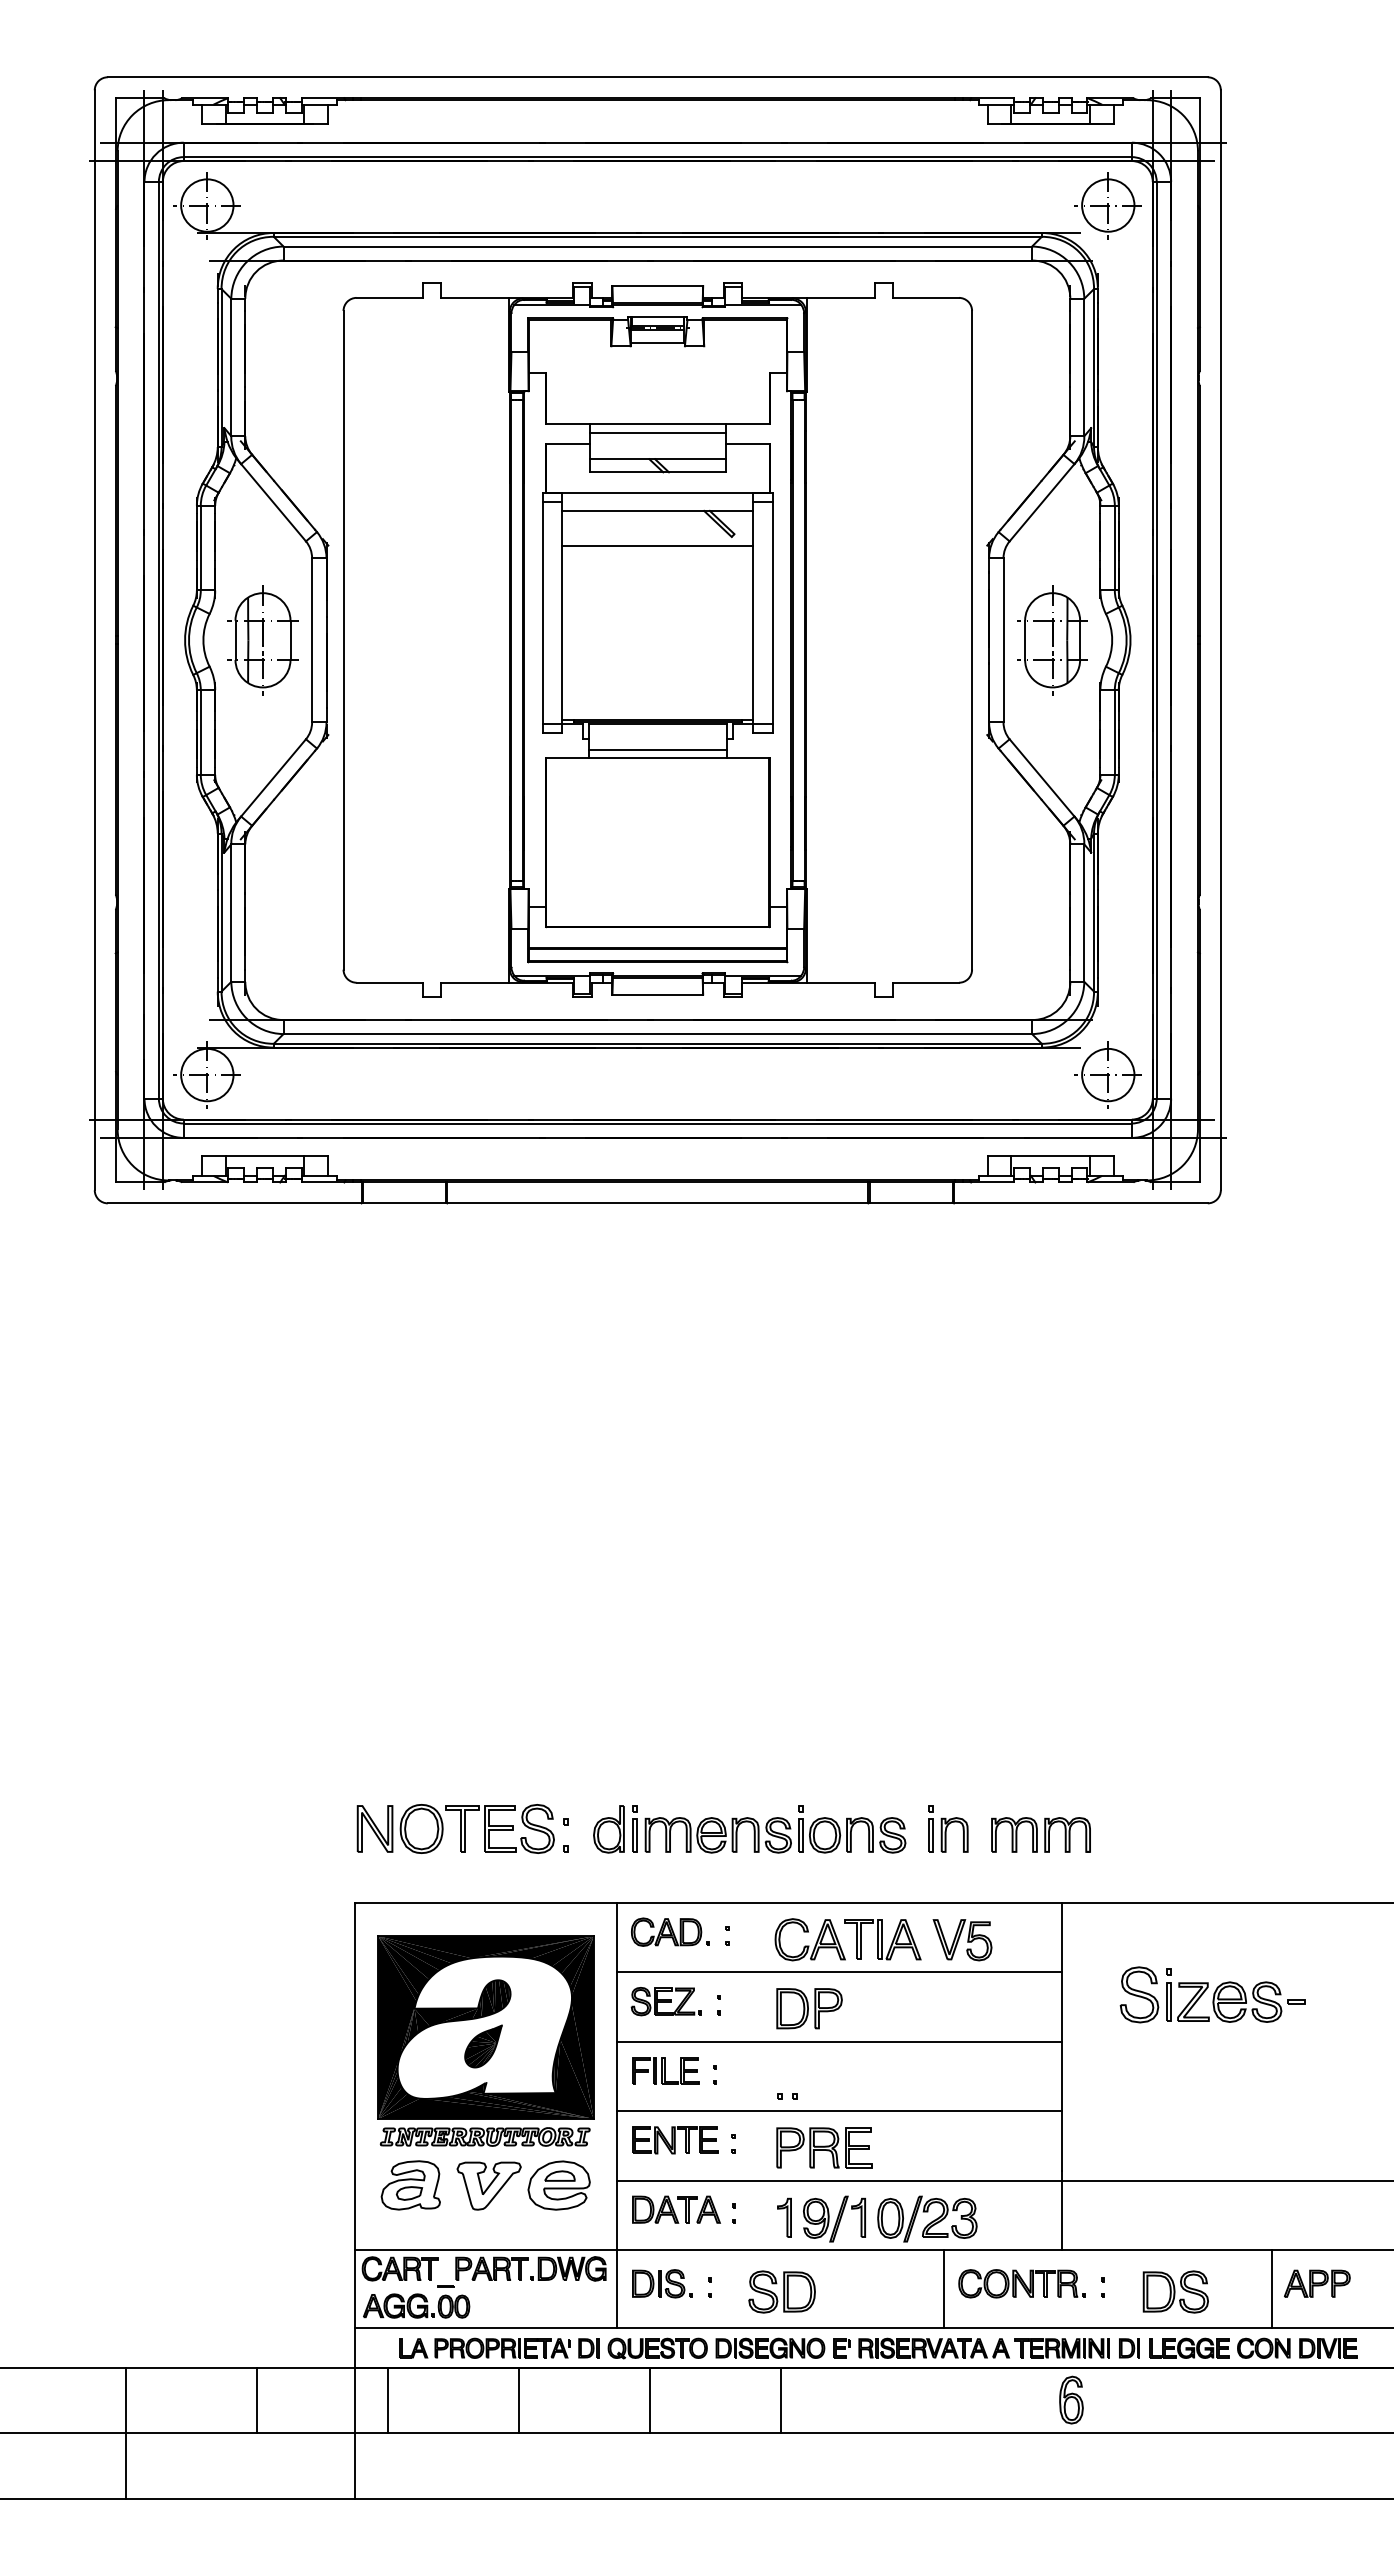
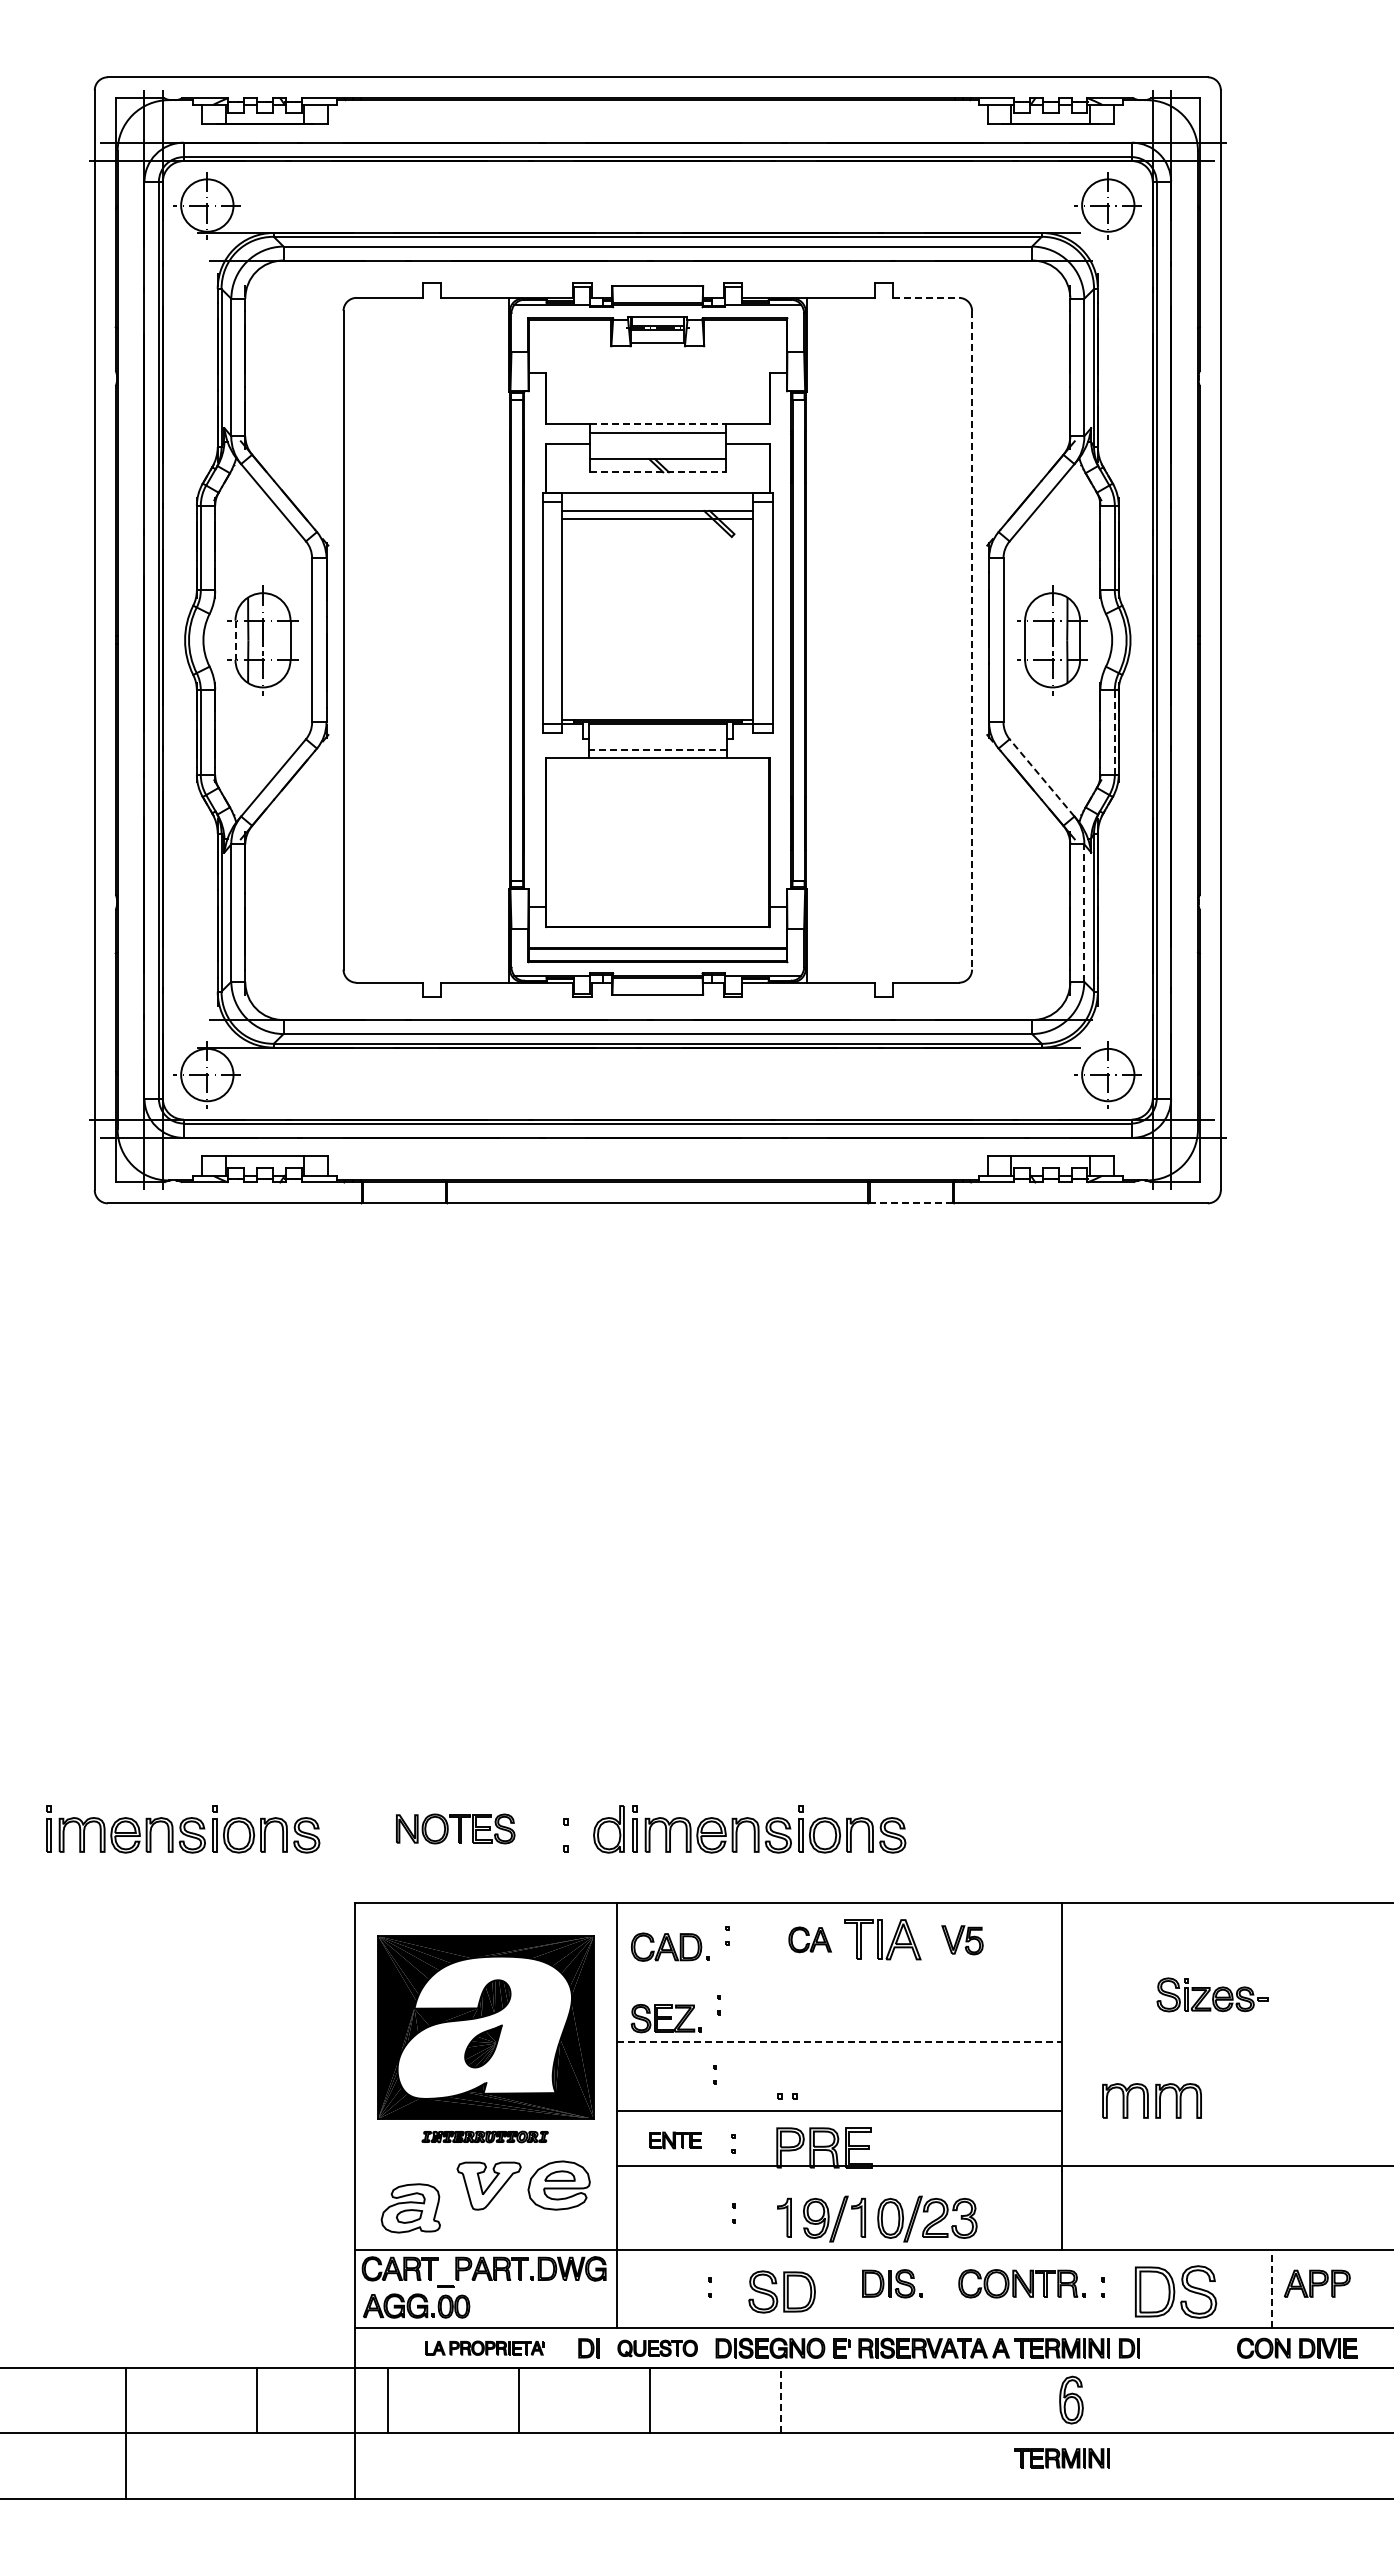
line: solid -> dashed (926, 297)
line: solid -> dashed (658, 423)
line: solid -> dashed (658, 472)
line position: (657, 546) -> (657, 519) (657, 519)
line: solid -> dashed (235, 640)
line: solid -> dashed (972, 640)
line: solid -> dashed (1114, 731)
line: solid -> dashed (657, 749)
line: solid -> dashed (1041, 777)
line: solid -> dashed (1084, 913)
line: solid -> dashed (910, 1202)
part size: 199x50 px -> 120x32 px (455, 1828)
part: present -> none (948, 1828)
part: none -> present (183, 1829)
part position: (1040, 1834) -> (1151, 2100) (1151, 2100)
part position: (670, 1931) -> (670, 1946) (670, 1946)
part size: 72x44 px -> 44x28 px (809, 1939)
part size: 61x43 px -> 43x31 px (962, 1940)
line: present -> none (839, 1972)
part size: 187x58 px -> 113x36 px (1212, 1994)
part position: (665, 2001) -> (665, 2018) (665, 2018)
part: present -> none (809, 2008)
line: solid -> dashed (839, 2041)
part: present -> none (665, 2070)
part size: 212x20 px -> 128x14 px (484, 2136)
part size: 87x29 px -> 53x19 px (675, 2140)
line position: (1003, 2180) -> (1003, 2165) (1003, 2165)
part position: (410, 2185) -> (410, 2208) (410, 2208)
part: present -> none (676, 2209)
part position: (662, 2283) -> (892, 2283) (892, 2283)
line: present -> none (944, 2288)
line: solid -> dashed (1271, 2288)
part size: 67x44 px -> 83x54 px (1176, 2291)
part size: 172x22 px -> 120x16 px (484, 2347)
part: present -> none (1189, 2347)
part size: 101x23 px -> 81x19 px (657, 2348)
line: solid -> dashed (780, 2400)
part: none -> present (1061, 2458)
